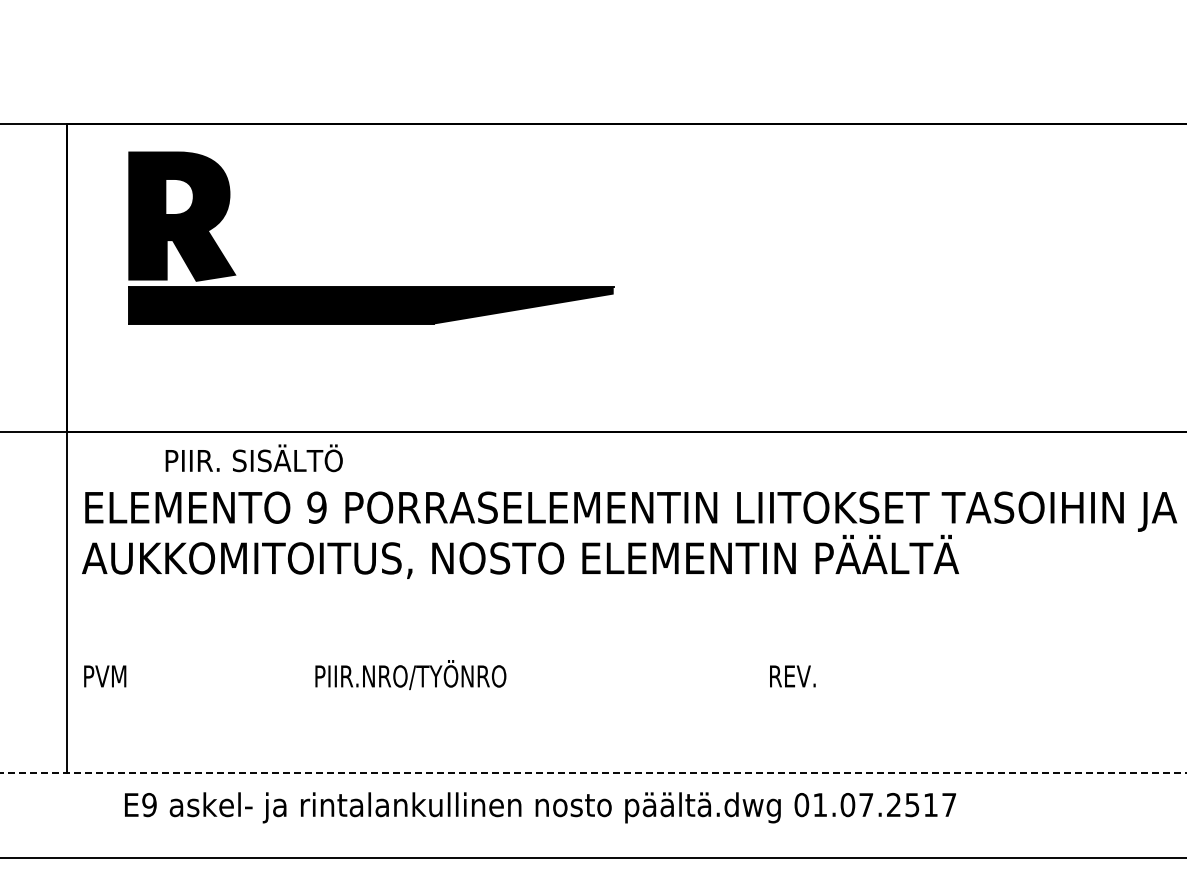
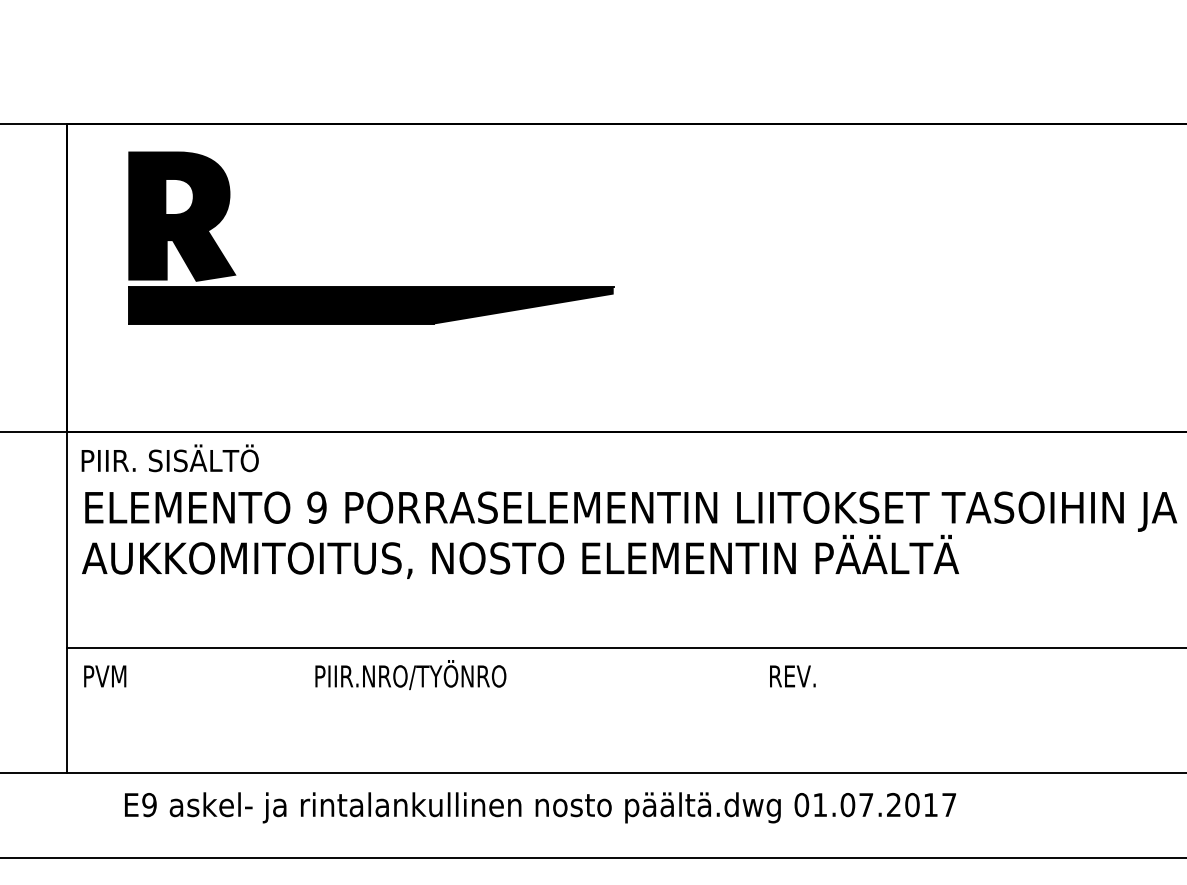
text position: (253, 458) -> (169, 458) (169, 458)
line: none -> present (624, 648)
line: dashed -> solid (593, 772)
text: 01.07.2517 -> 01.07.2017 (912, 804)
